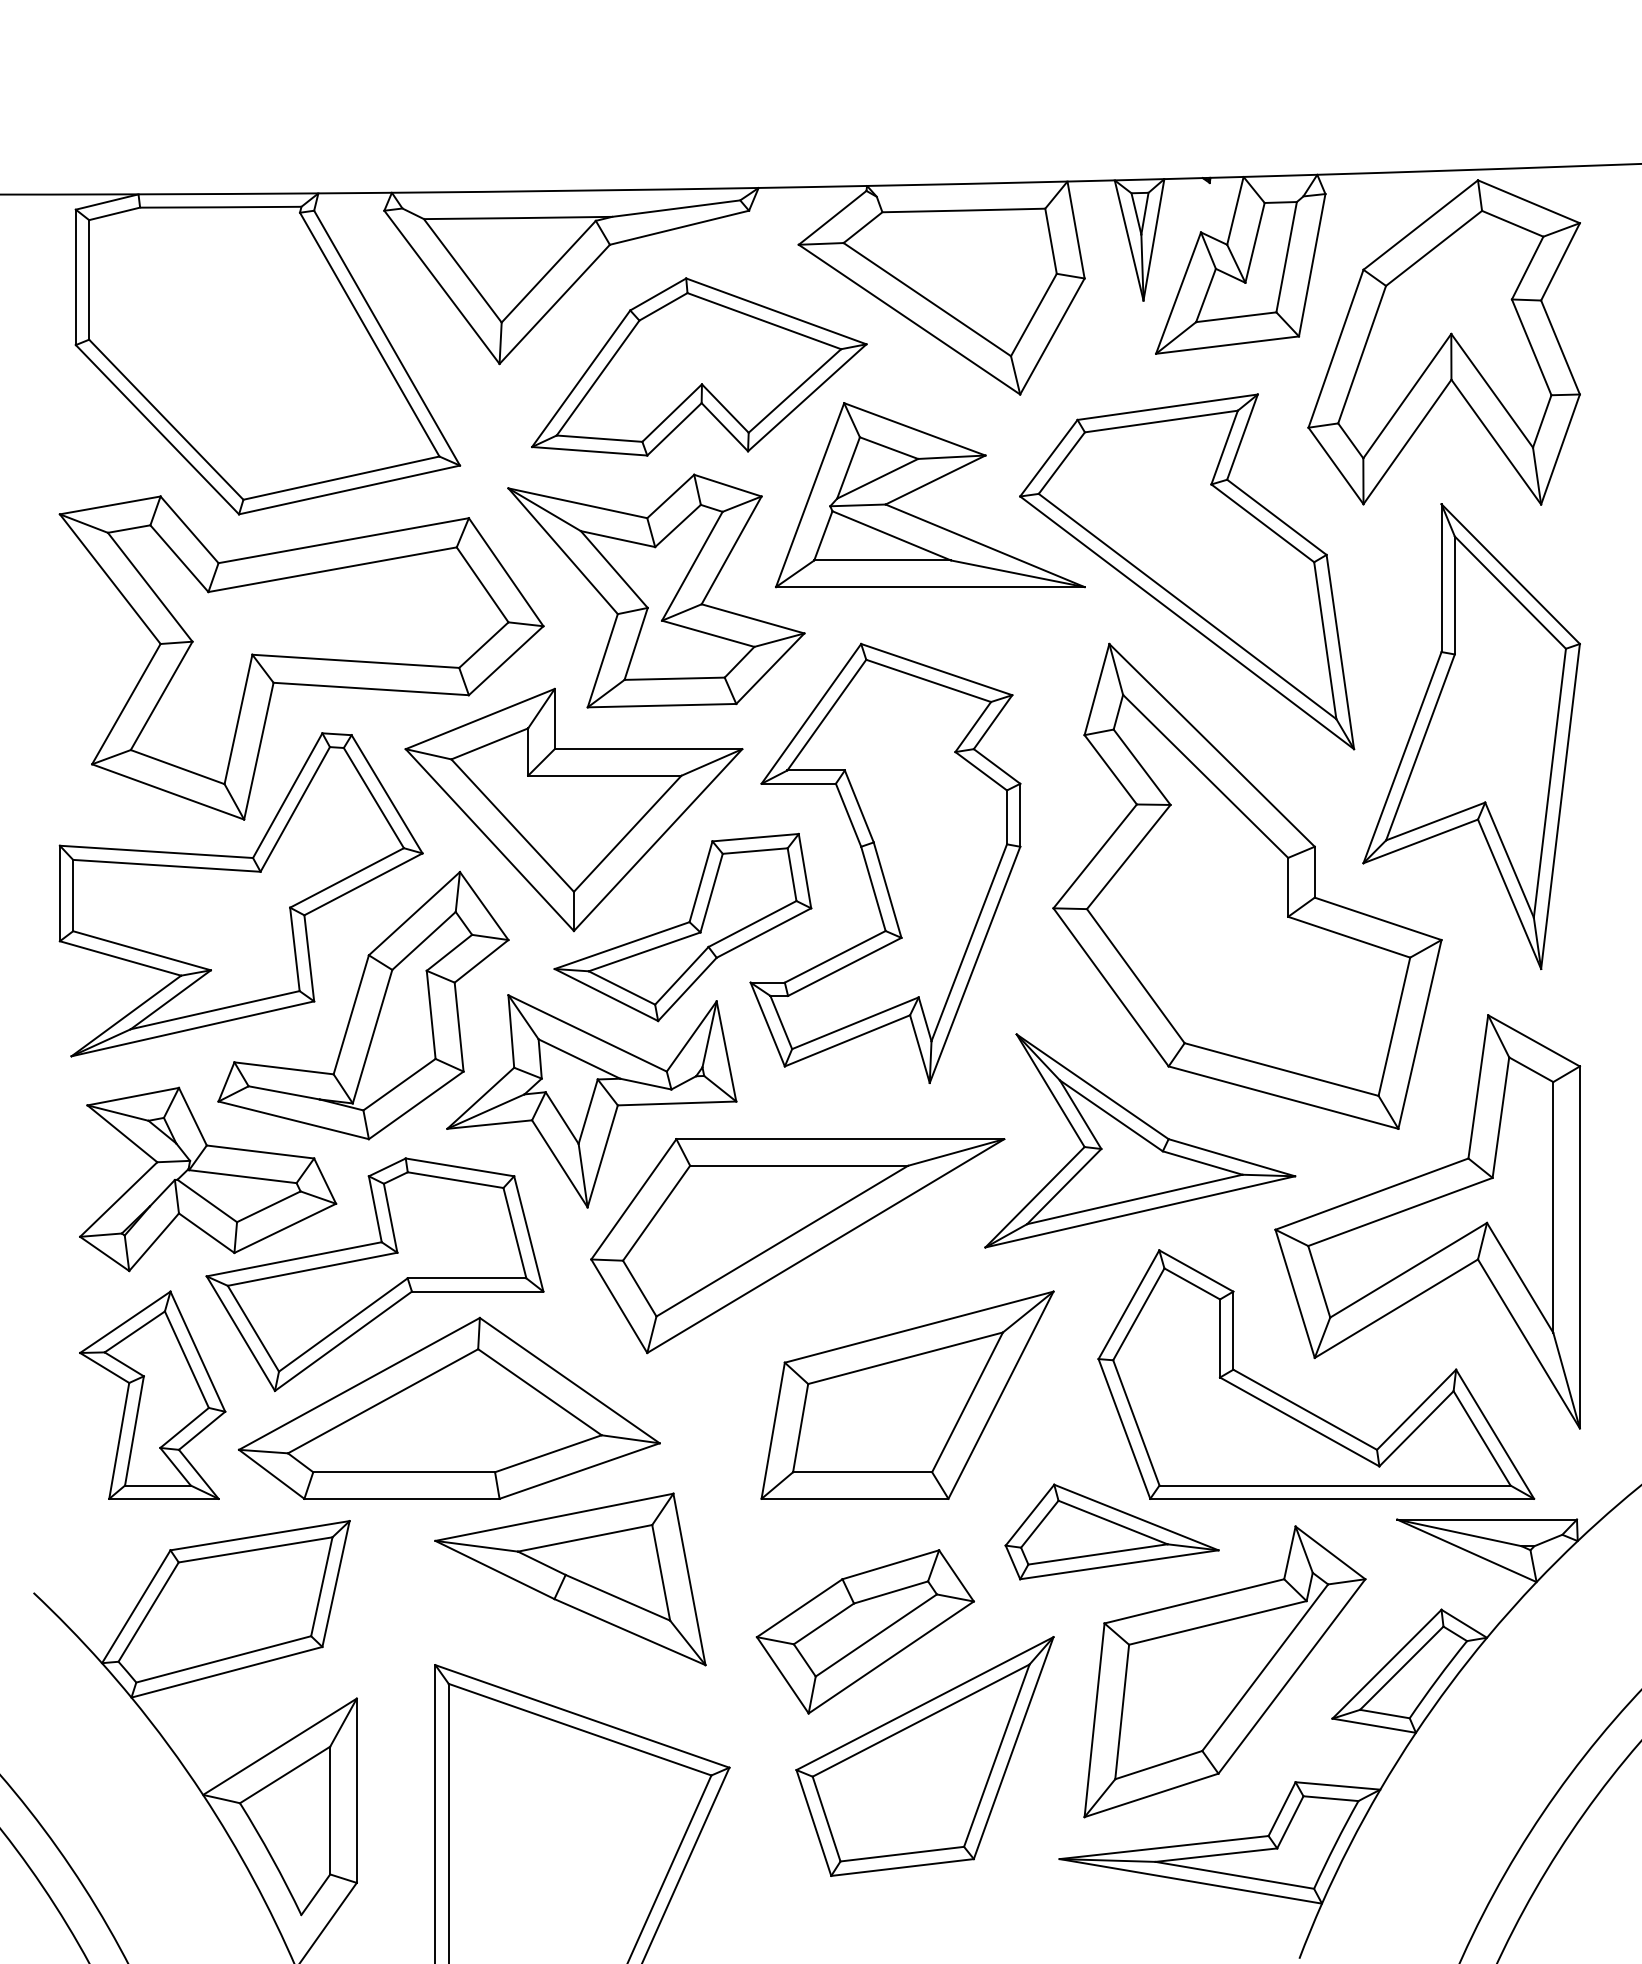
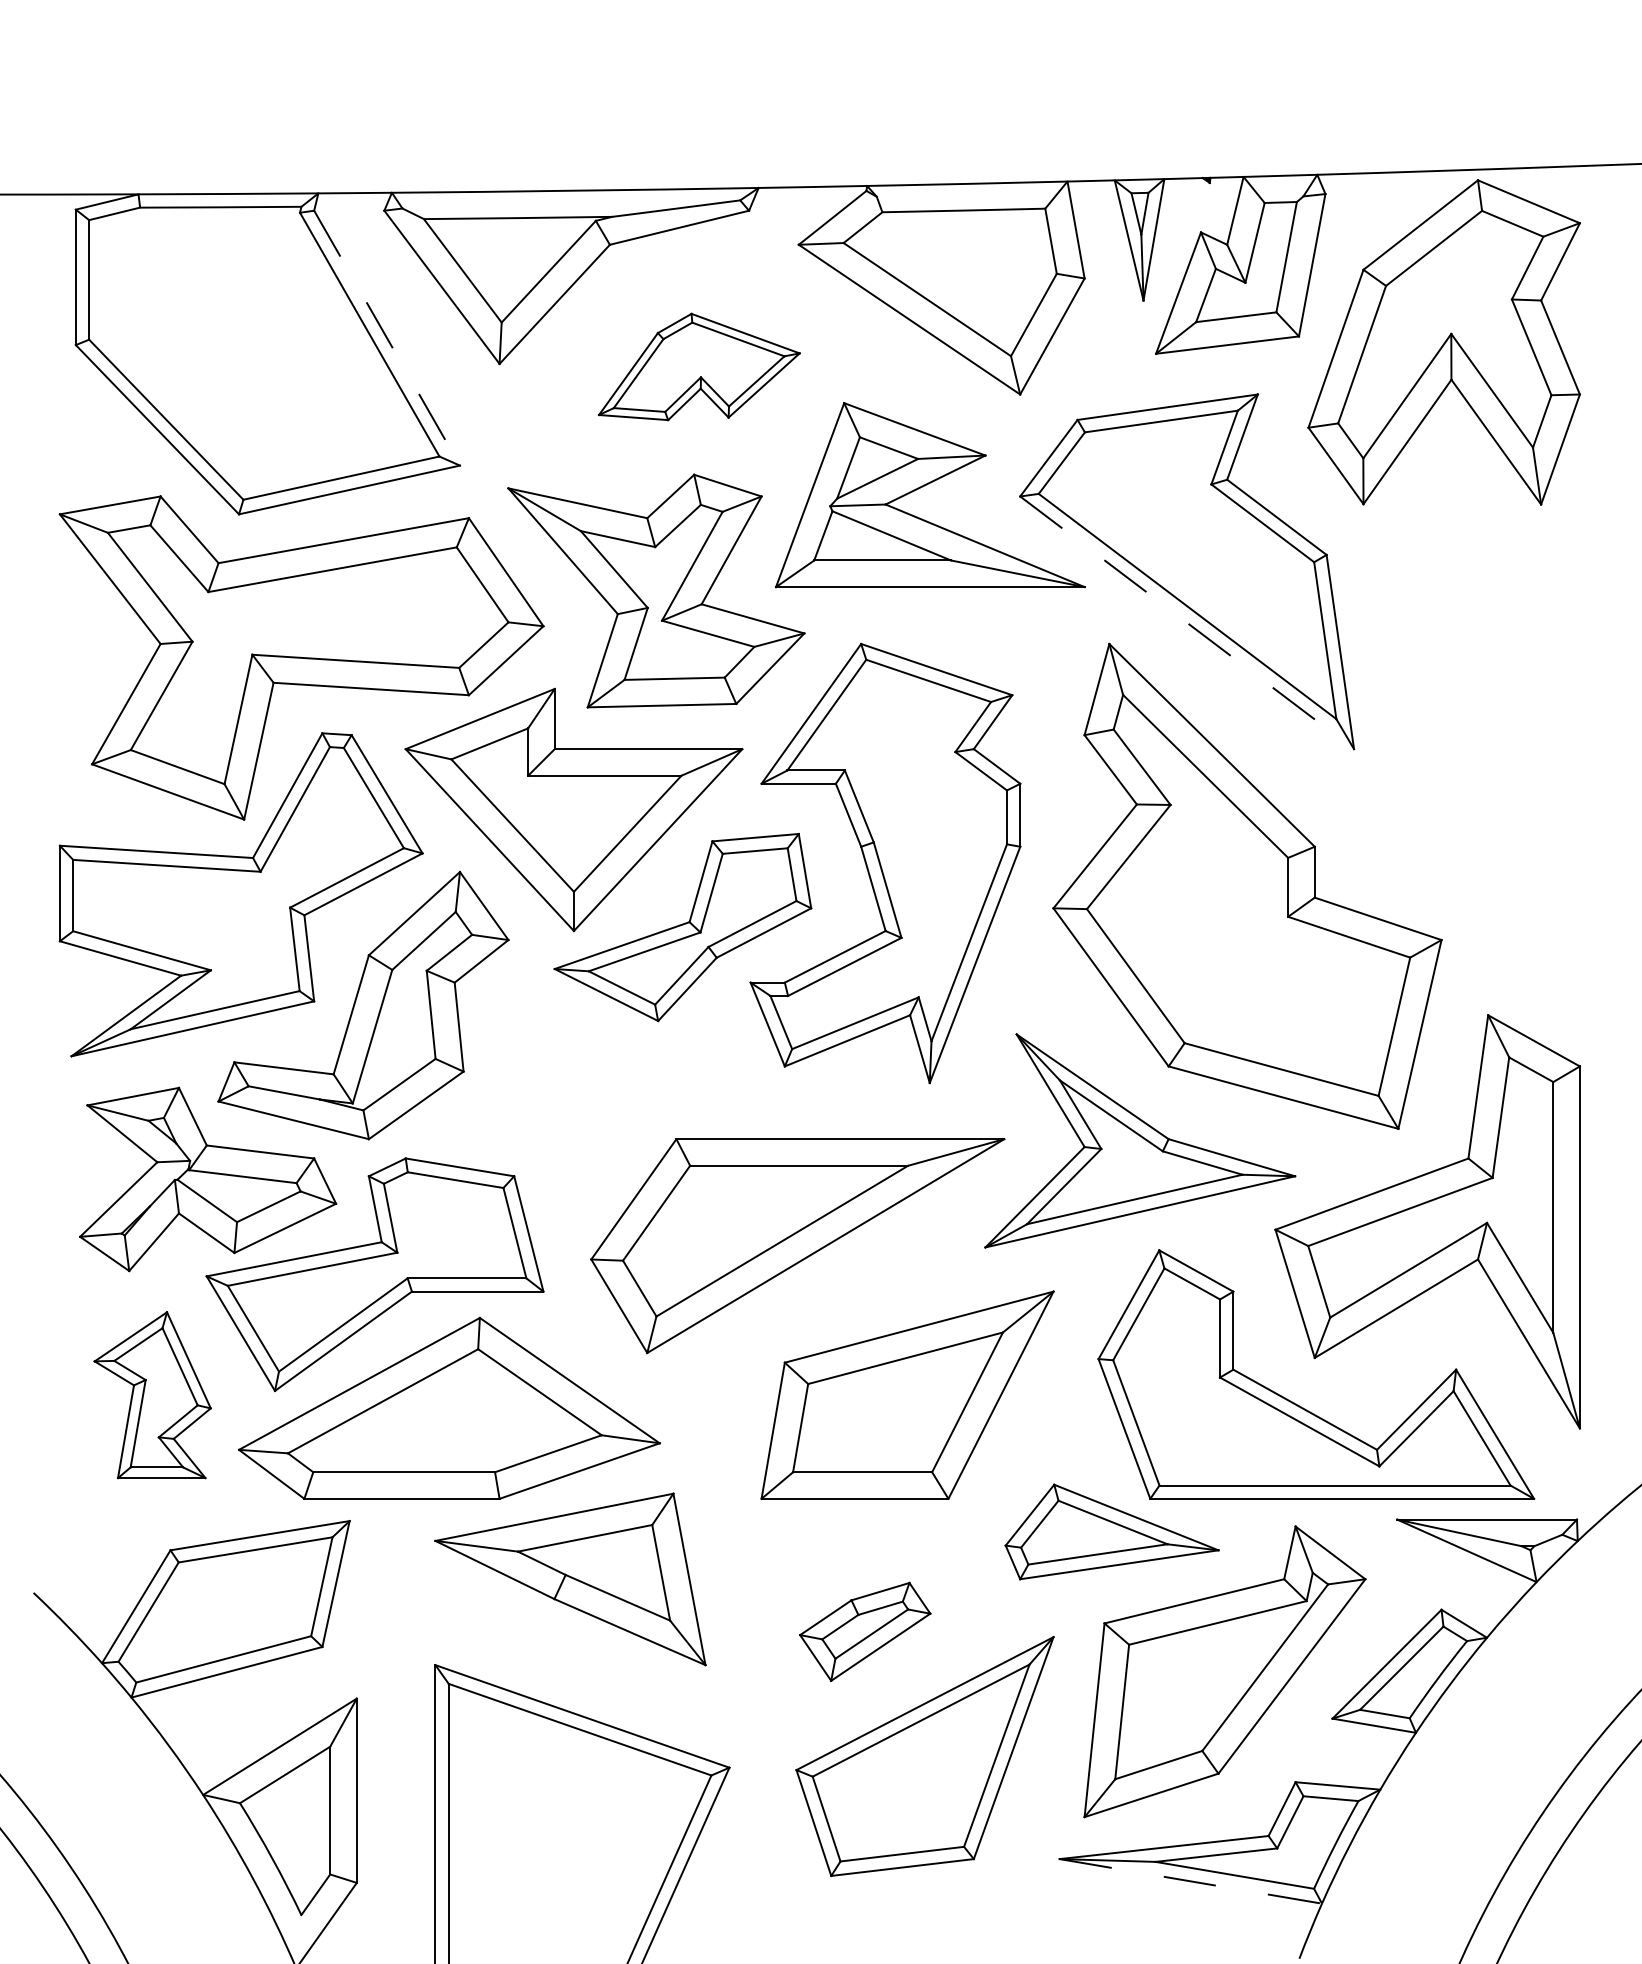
line: solid -> dashed (387, 338)
part size: 337x180 px -> 203x110 px (699, 366)
line: solid -> dashed (1187, 623)
part: present -> none (1471, 736)
part: present -> none (591, 1101)
part size: 148x210 px -> 119x169 px (152, 1395)
part size: 220x166 px -> 133x101 px (865, 1631)
line: solid -> dashed (1191, 1881)
